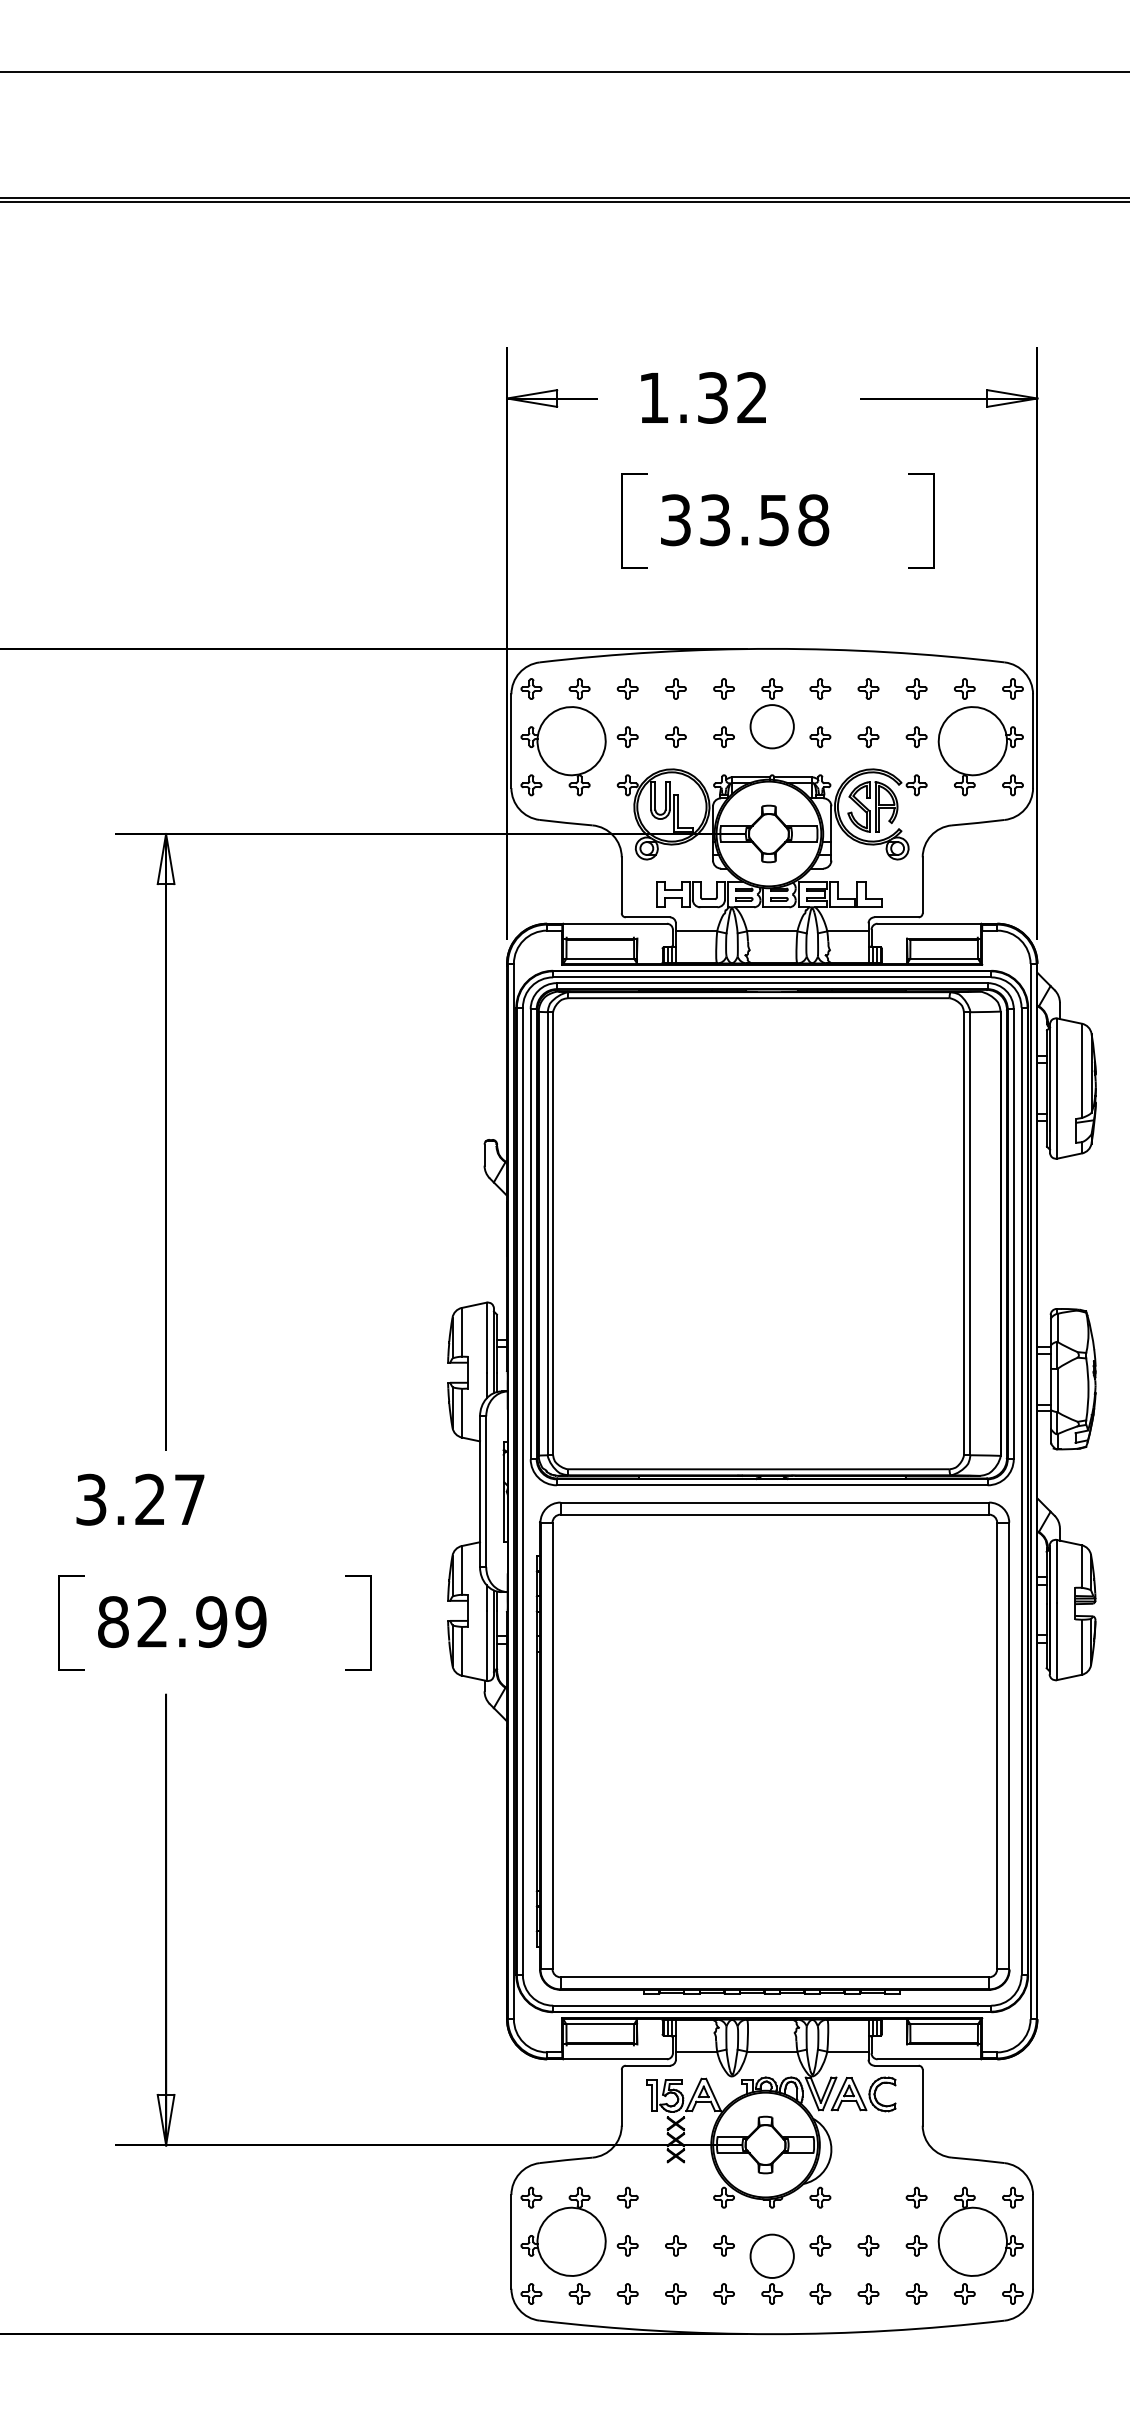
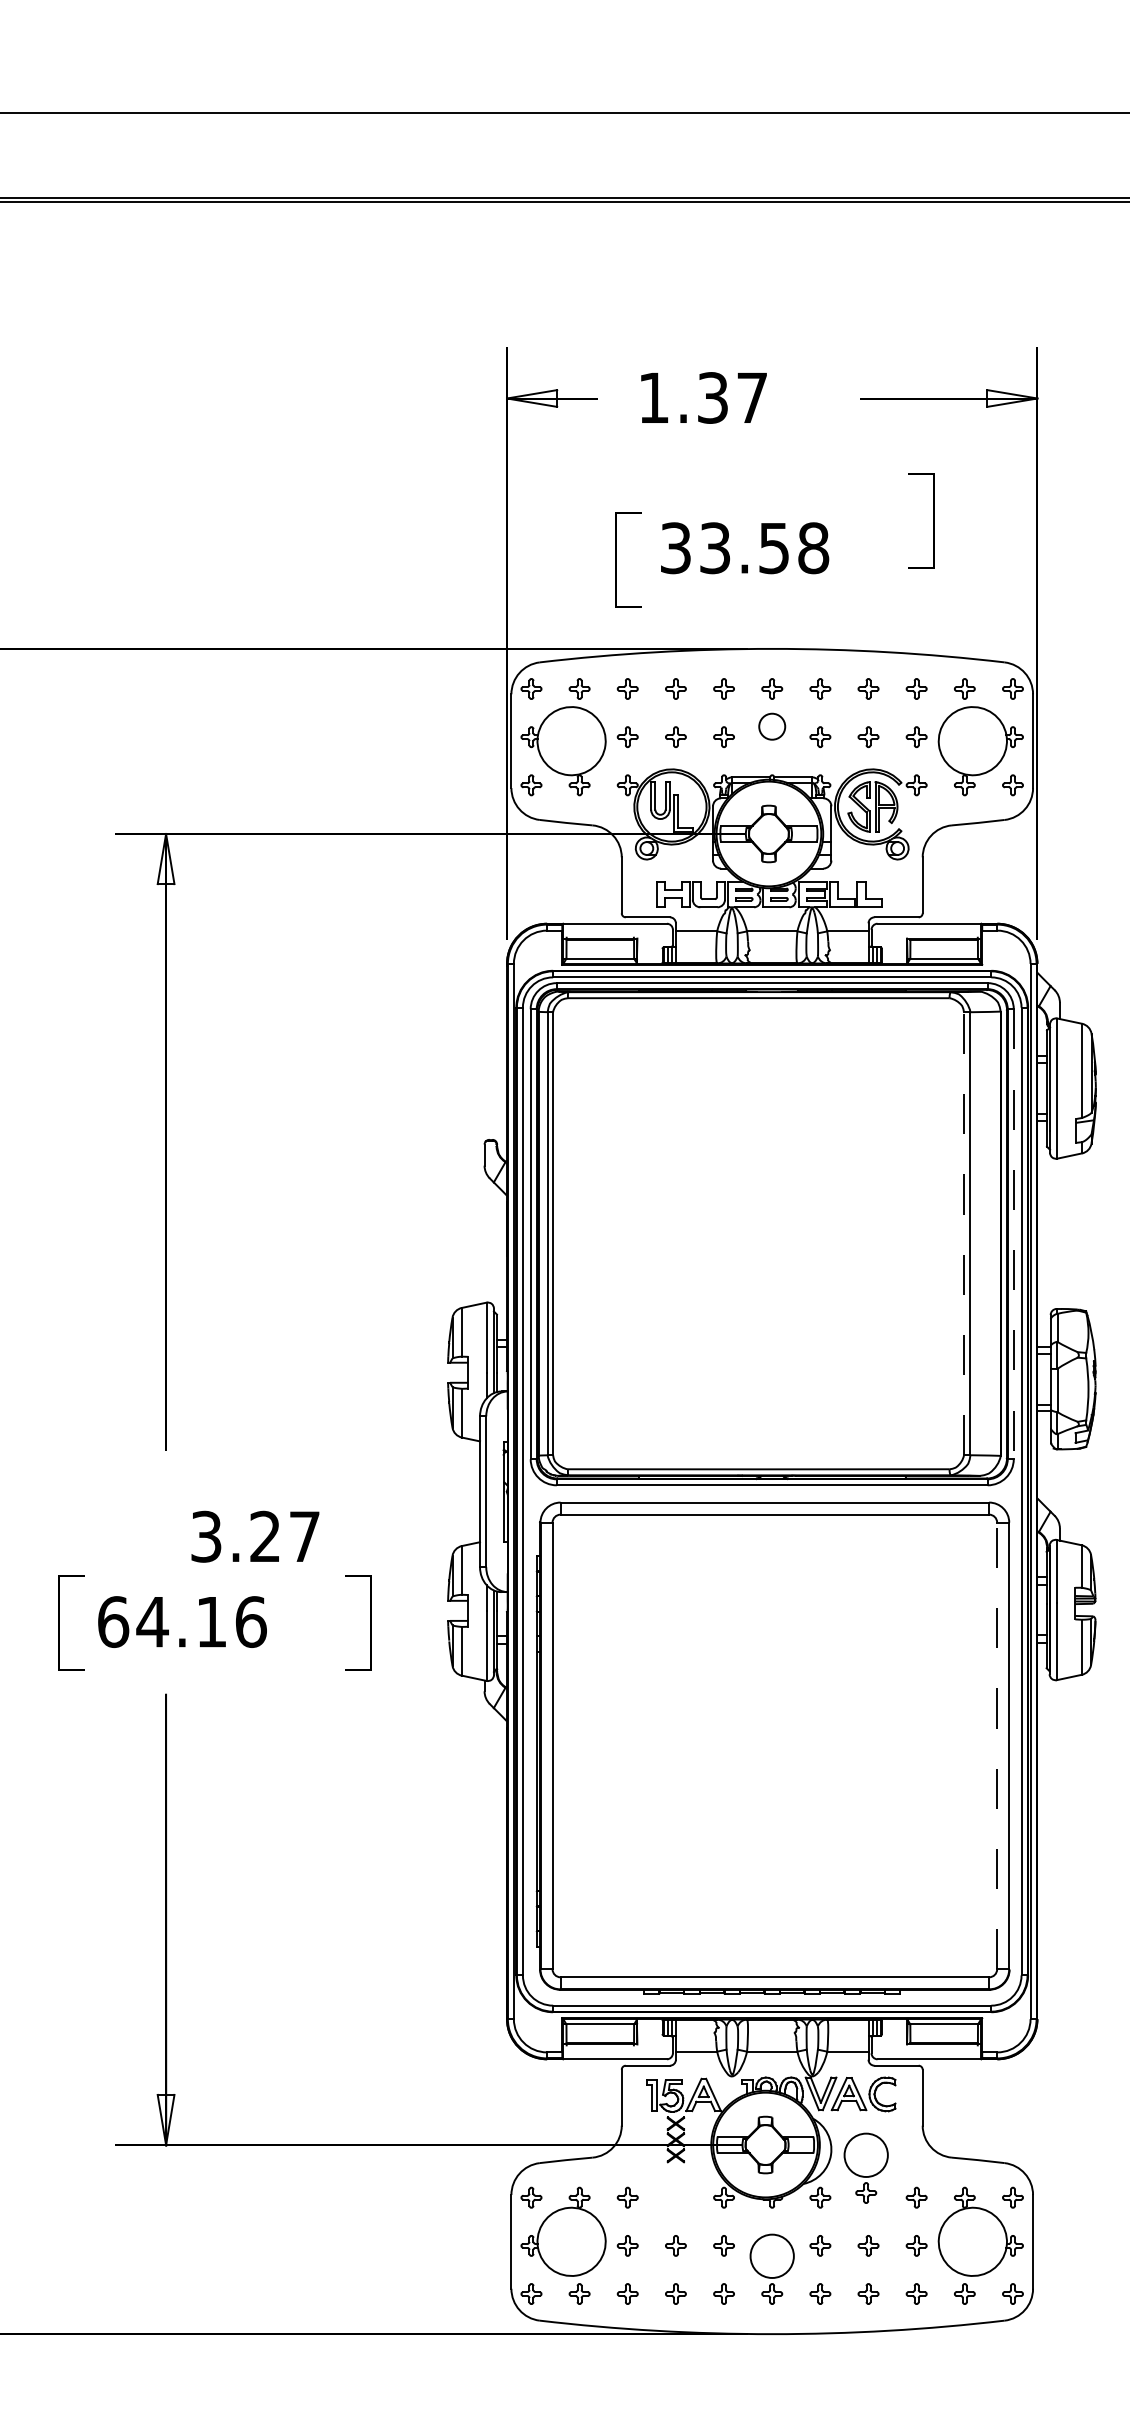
line position: (564, 72) -> (564, 113) (564, 113)
text: 1.32 -> 1.37 (751, 397)
part position: (622, 520) -> (616, 559) (616, 559)
text position: (745, 520) -> (745, 548) (745, 548)
circle diameter: 43 px -> 26 px (772, 726)
line: solid -> dashed (963, 1233)
line: solid -> dashed (1013, 1234)
text position: (140, 1499) -> (255, 1536) (255, 1536)
text: 82.99 -> 64.16 (182, 1621)
line: solid -> dashed (997, 1745)
part: none -> present (865, 2167)
